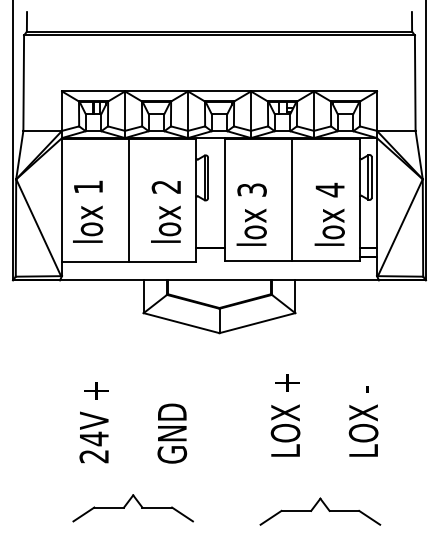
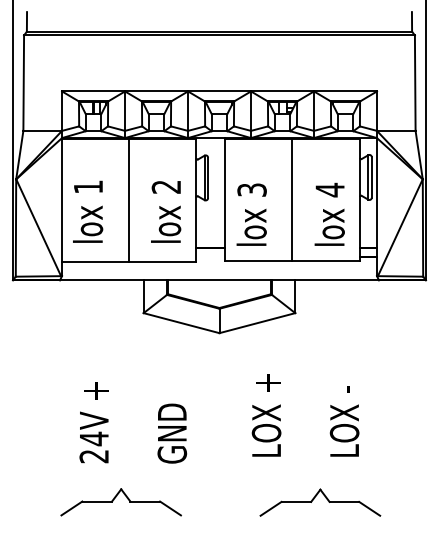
text position: (324, 415) -> (305, 415) (305, 415)
part position: (128, 503) -> (116, 497) (116, 497)
part position: (325, 507) -> (325, 498) (325, 498)
